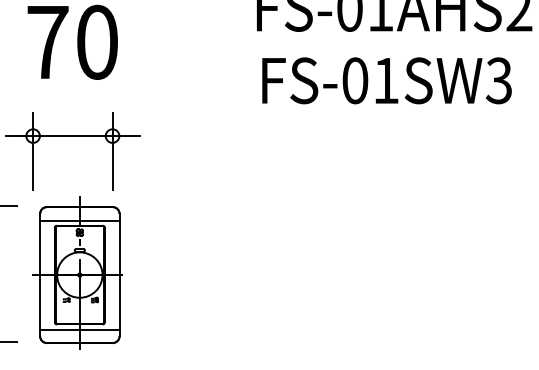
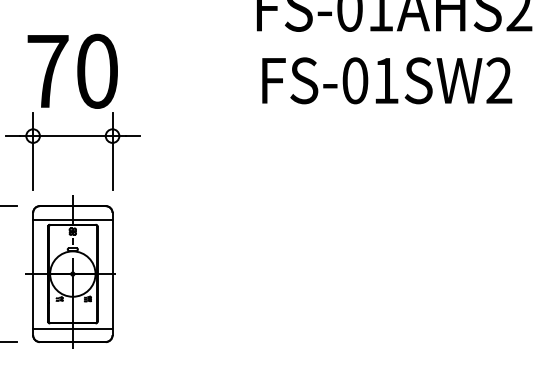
text position: (72, 41) -> (72, 70) (72, 70)
text: FS-01SW3 -> FS-01SW2 (499, 80)
part position: (77, 272) -> (70, 271) (70, 271)
